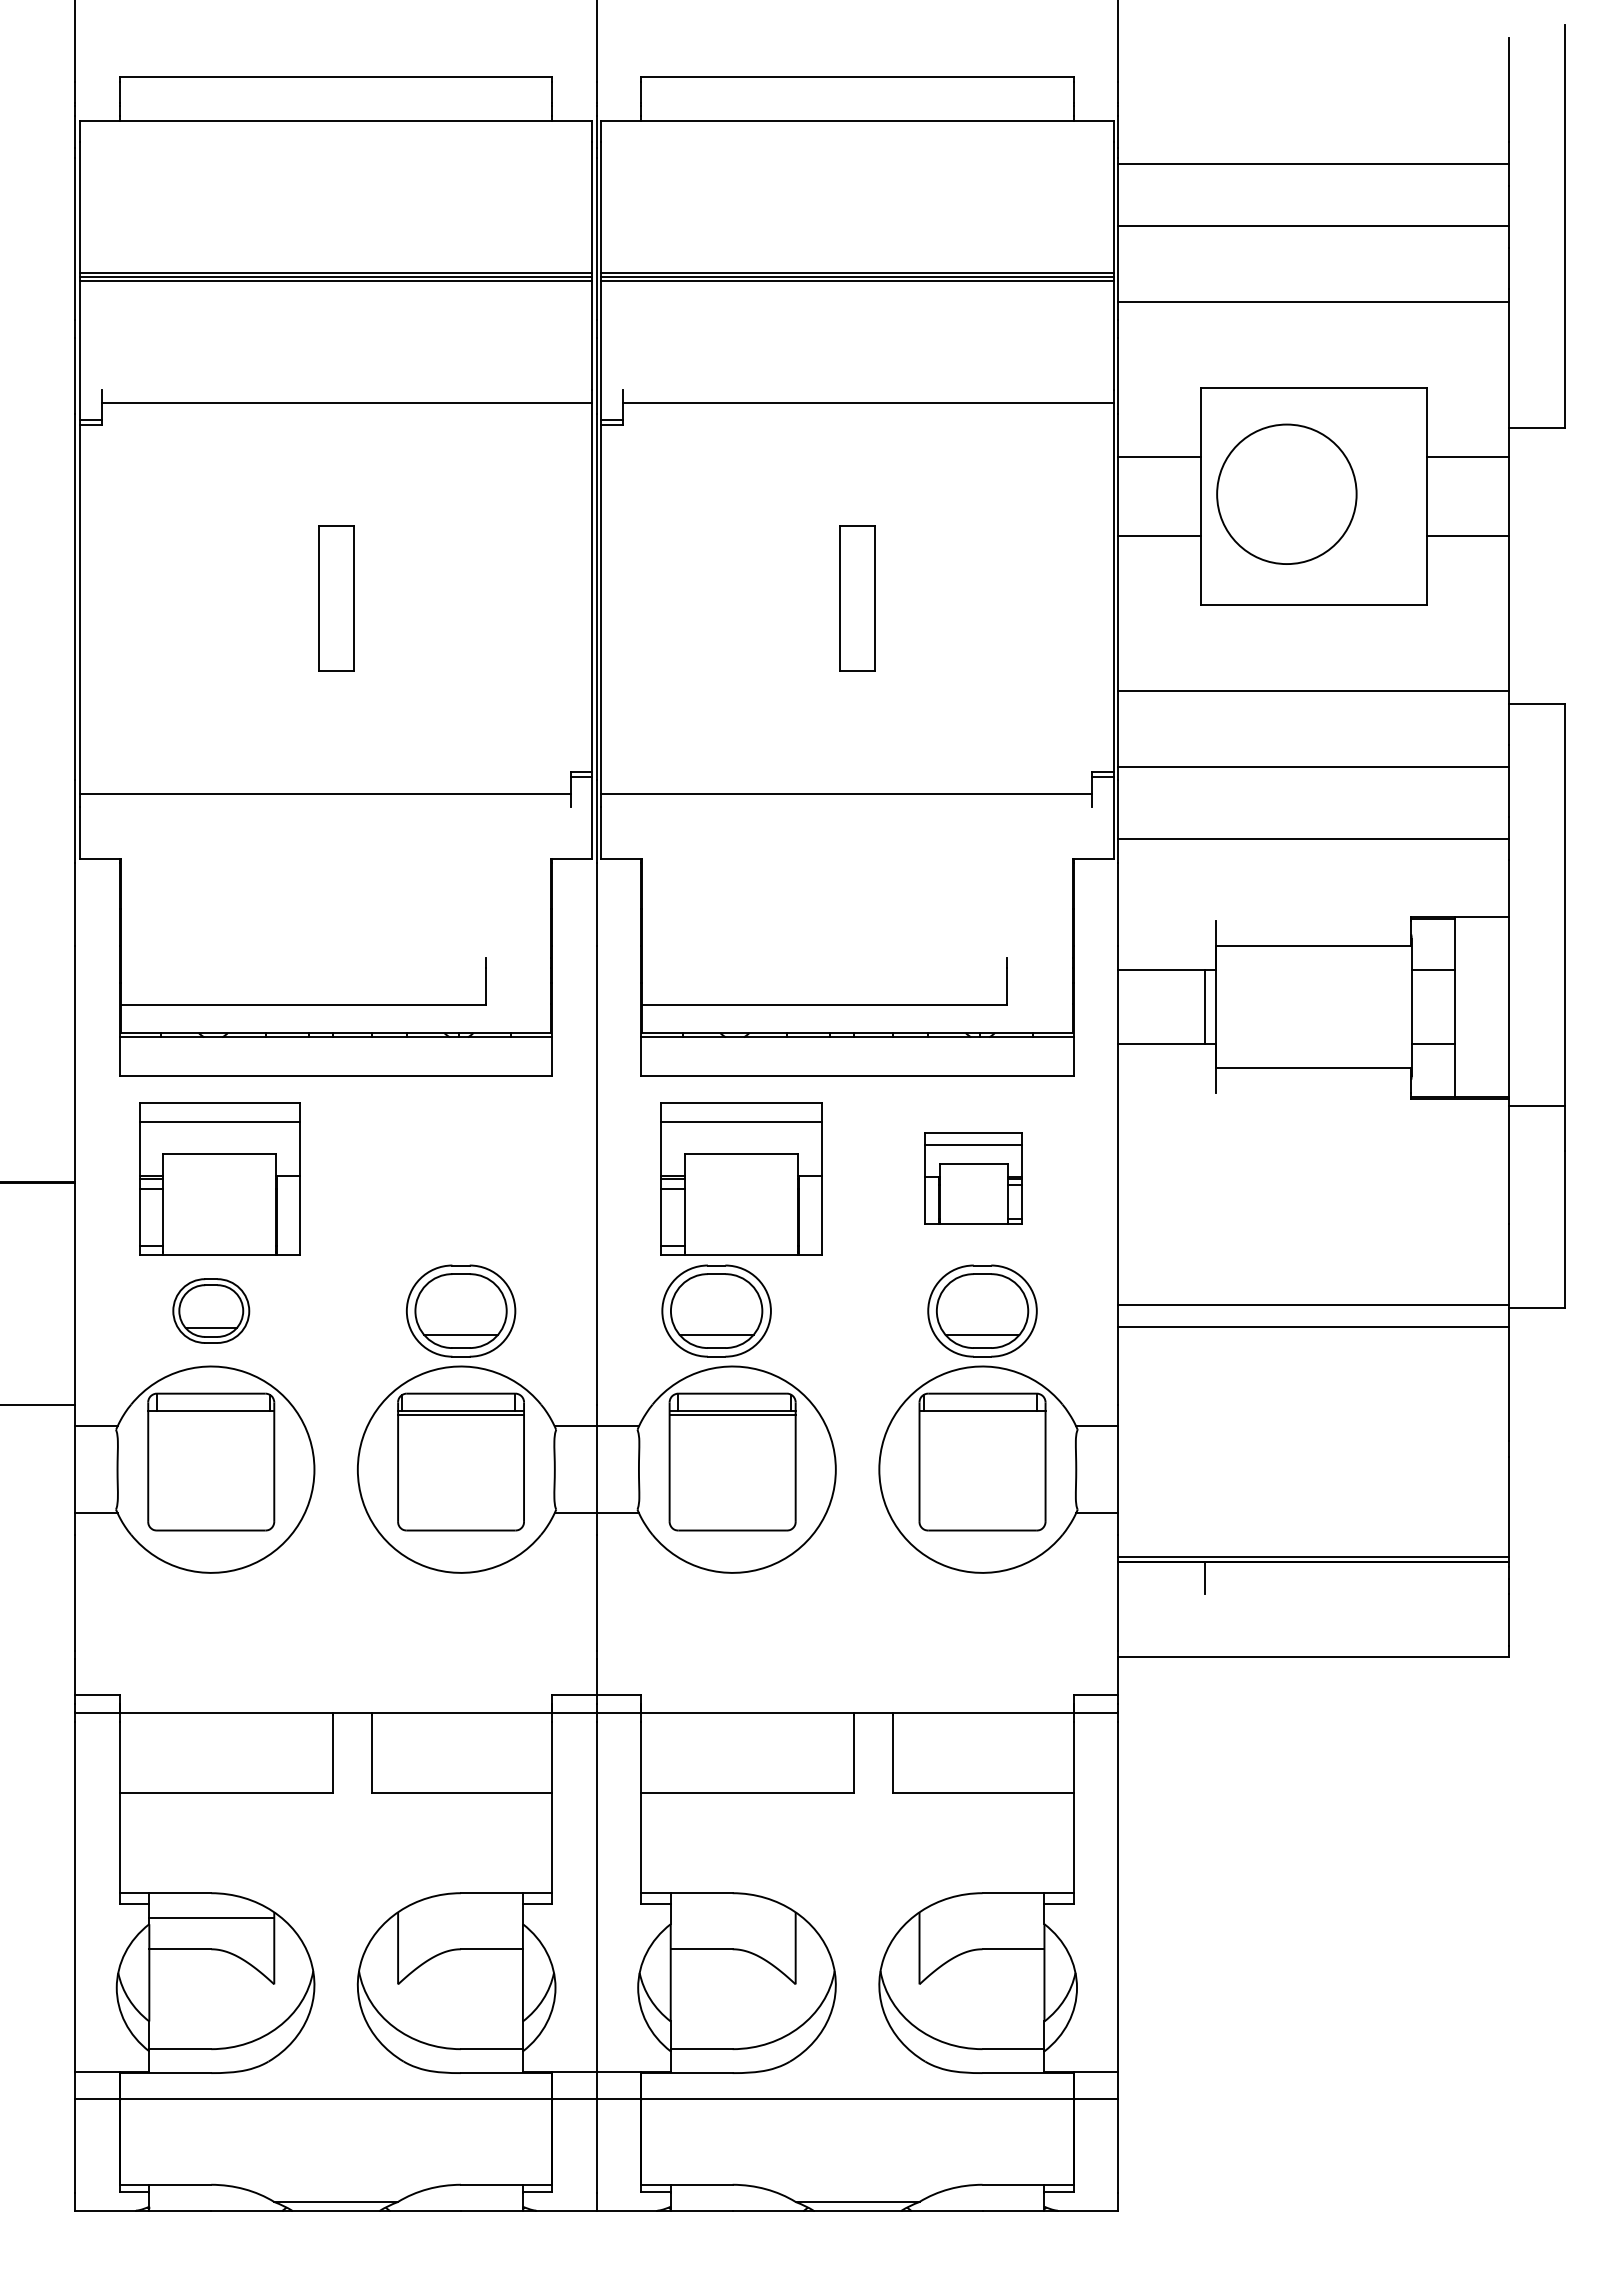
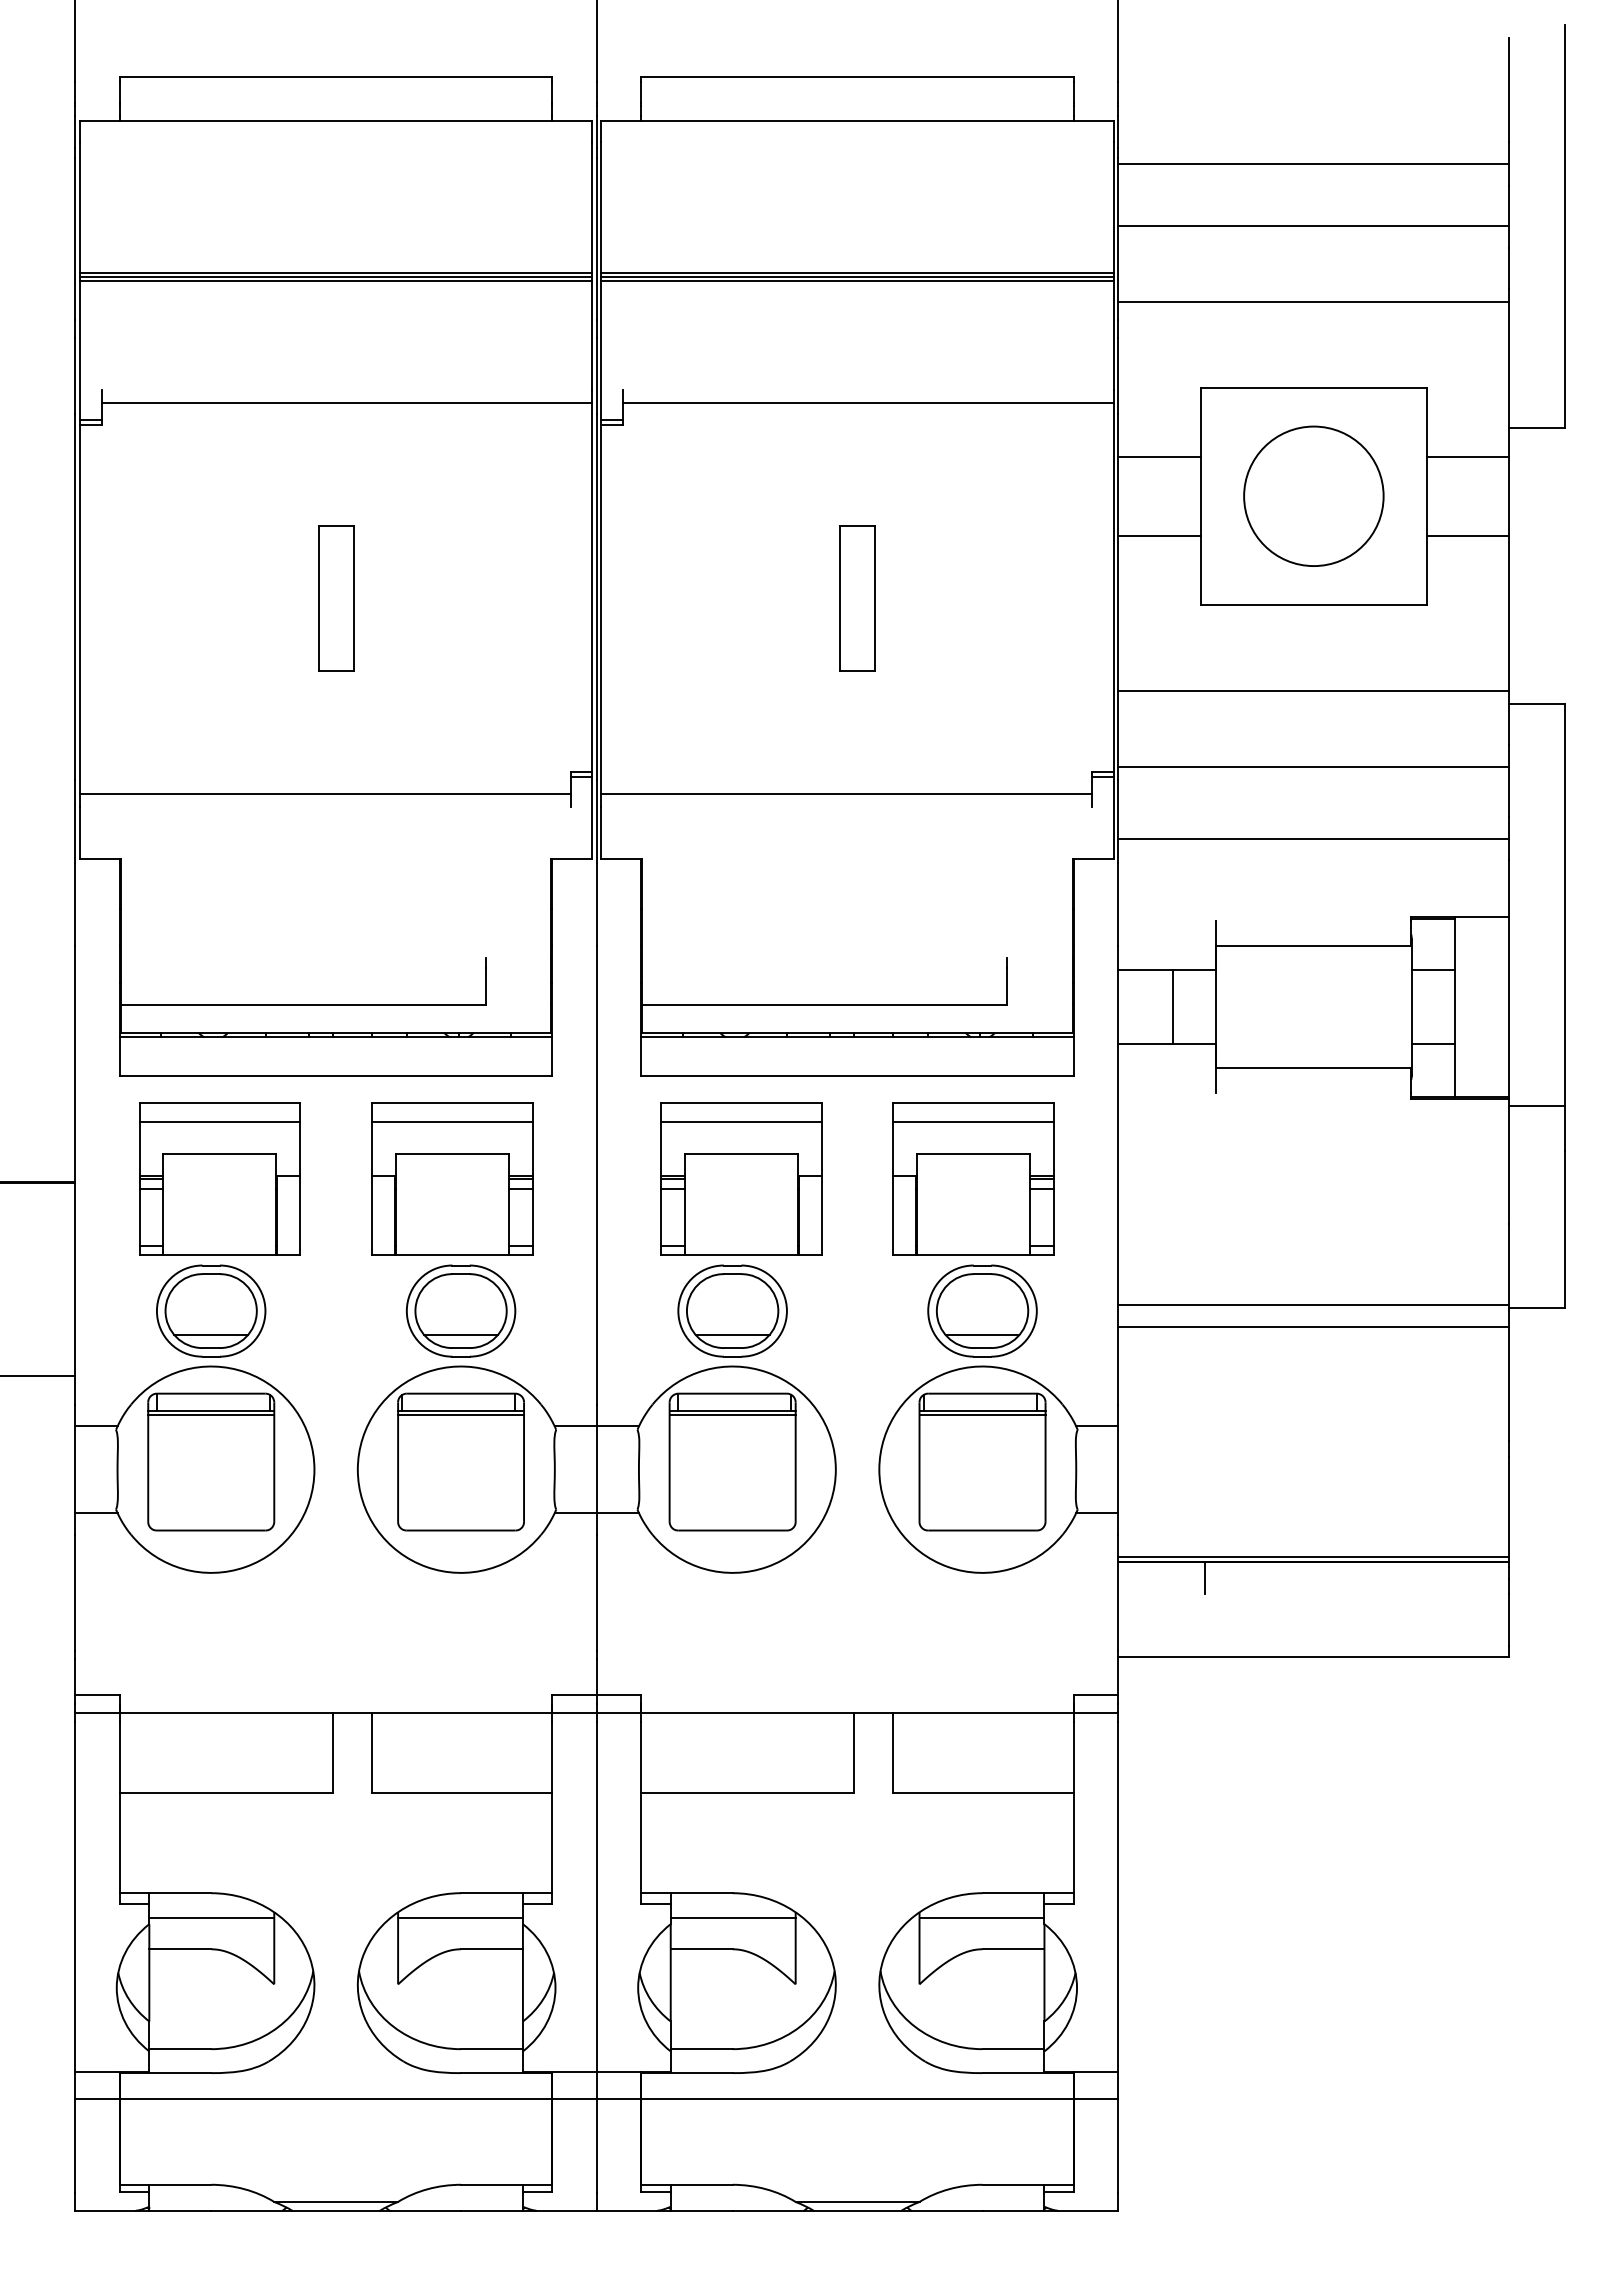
circle position: (1286, 493) -> (1313, 495) (1313, 495)
line position: (1205, 1006) -> (1173, 1006) (1173, 1006)
part: none -> present (452, 1178)
part size: 99x93 px -> 163x154 px (973, 1178)
part size: 79x66 px -> 111x94 px (211, 1310)
part position: (716, 1310) -> (732, 1310) (732, 1310)
line position: (38, 1404) -> (38, 1375) (38, 1375)
line: none -> present (211, 1414)
line: none -> present (982, 1414)
line: none -> present (460, 1917)
line: none -> present (732, 1917)
line: none -> present (981, 1917)
